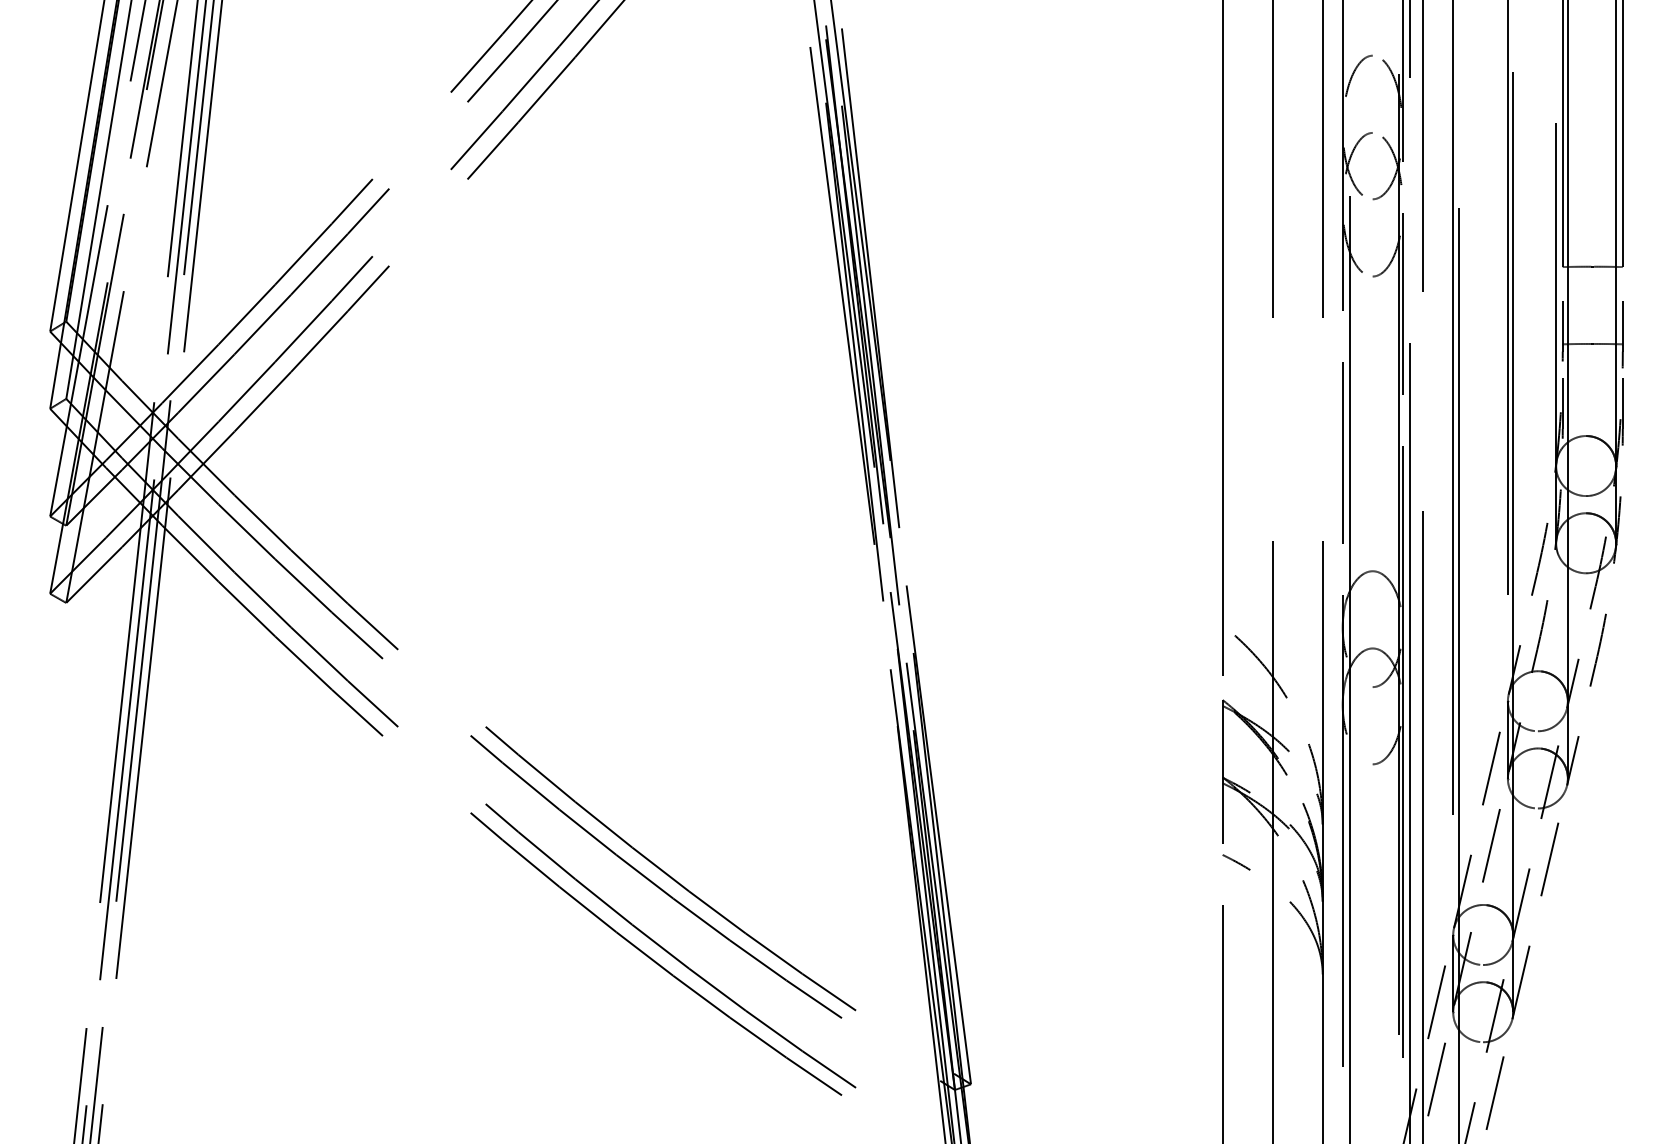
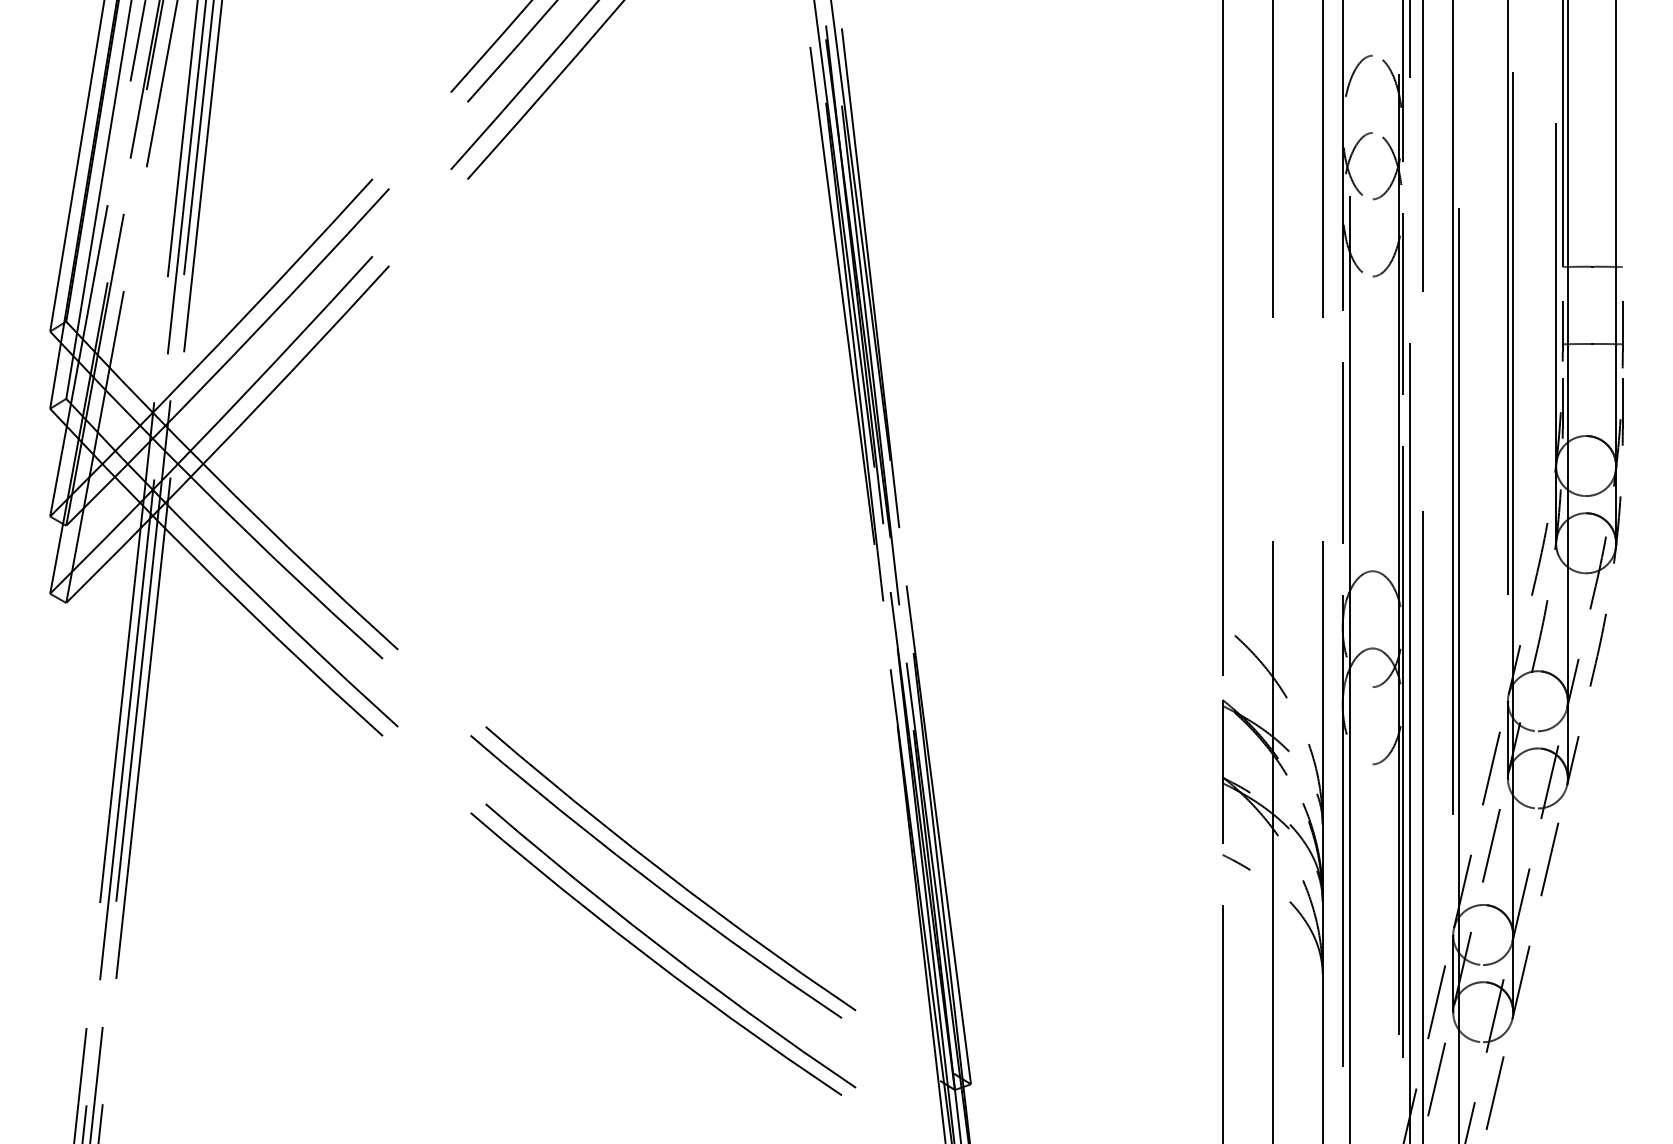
line: present -> none (1622, 134)
